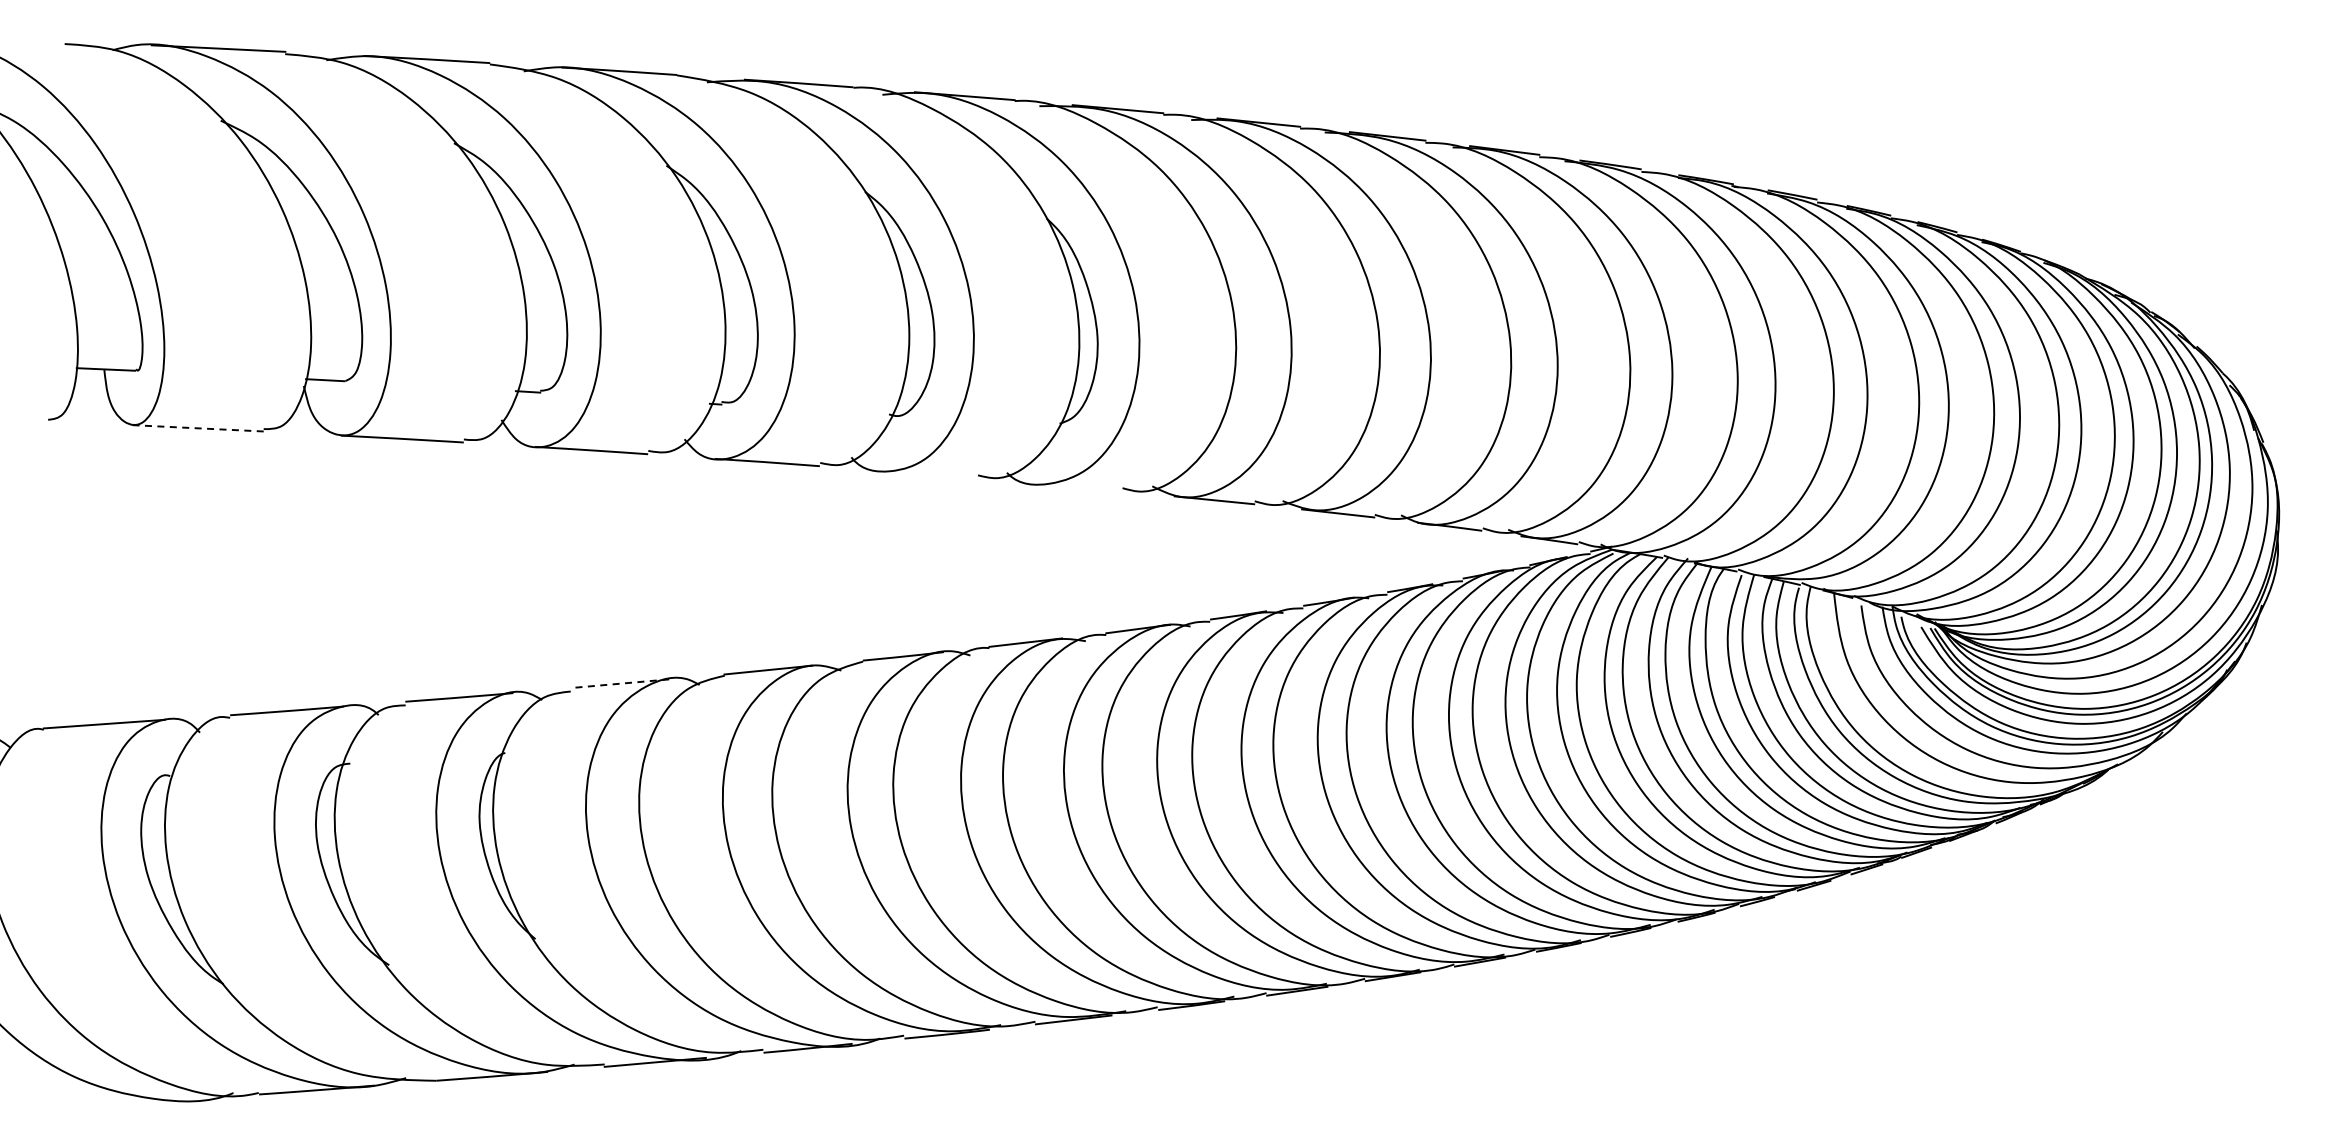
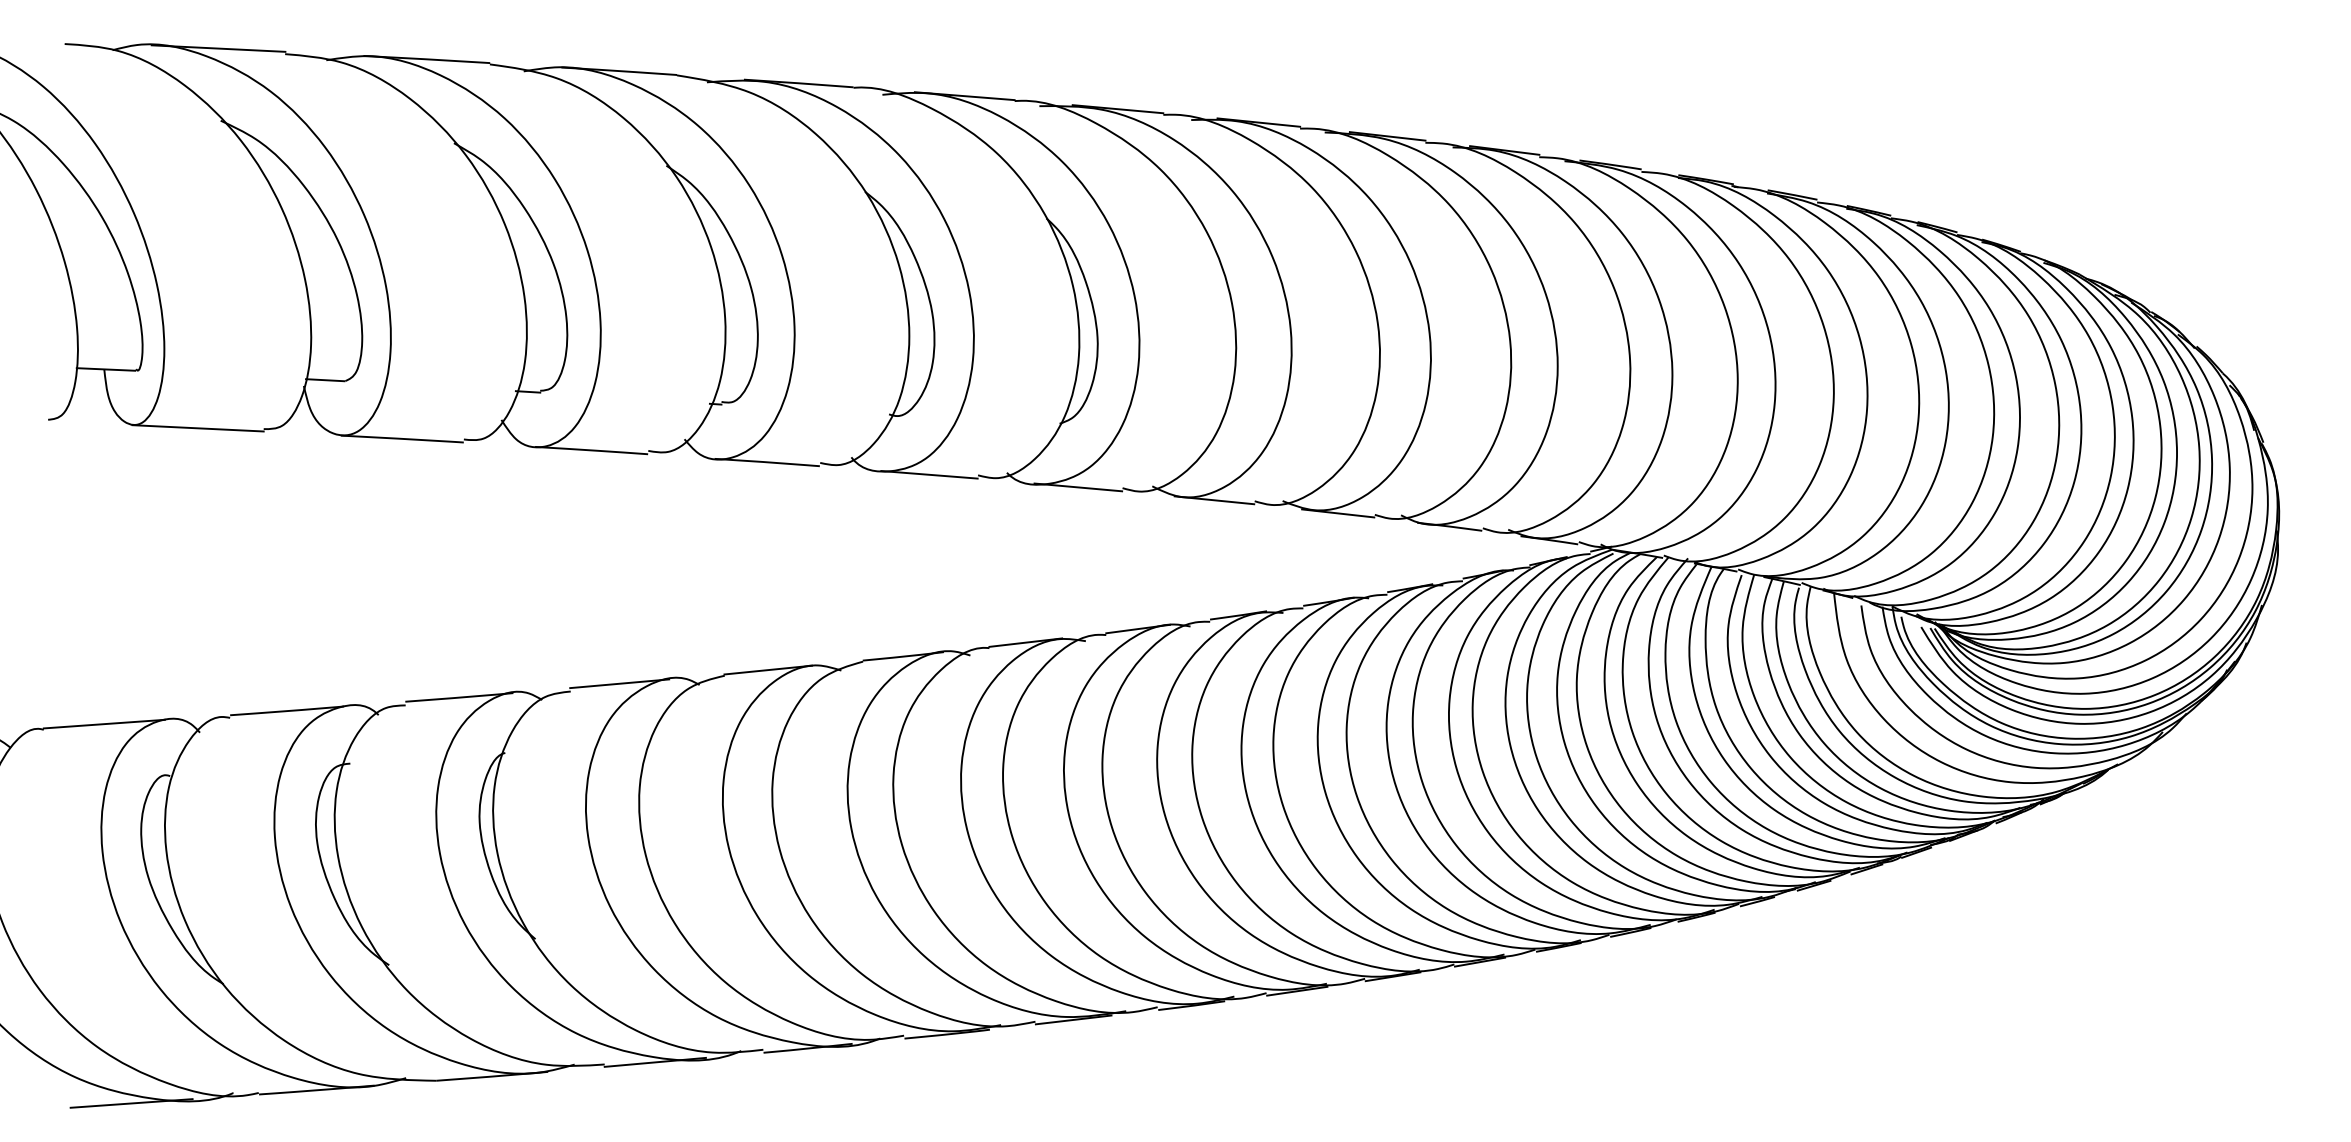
line: dashed -> solid (198, 428)
line: none -> present (929, 474)
line: none -> present (1078, 487)
line: dashed -> solid (619, 683)
line: none -> present (131, 1103)
